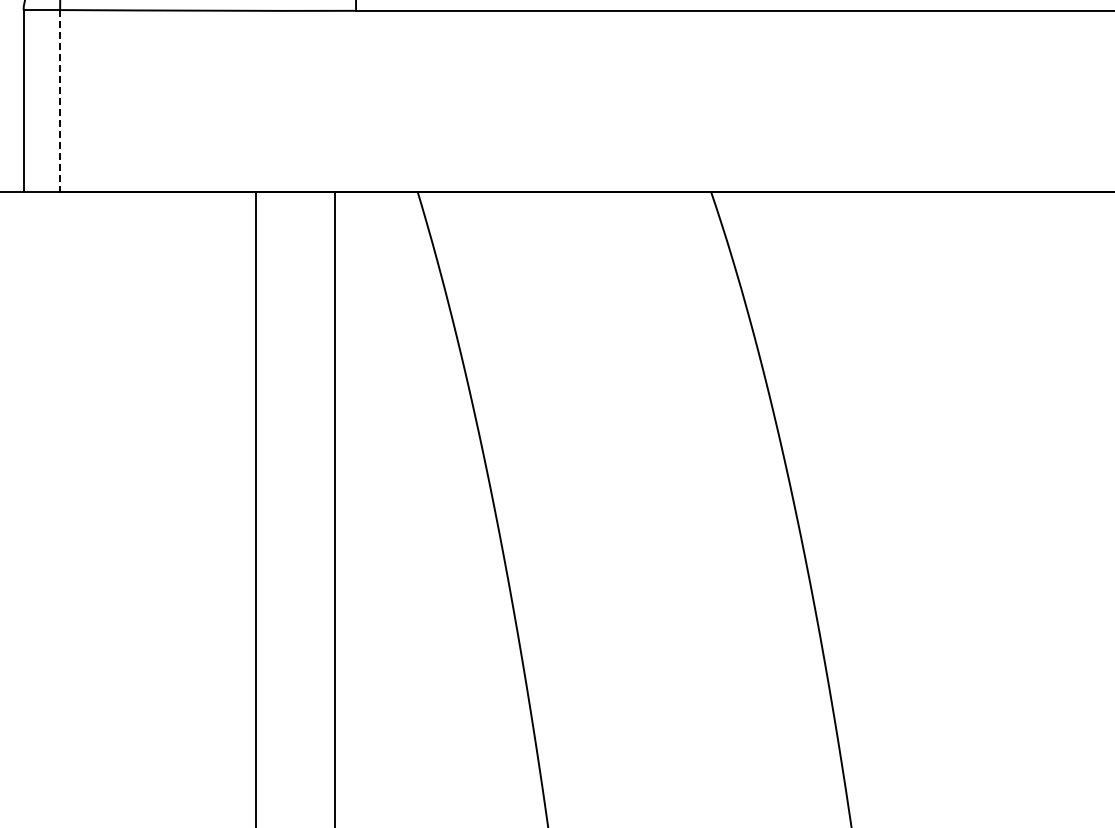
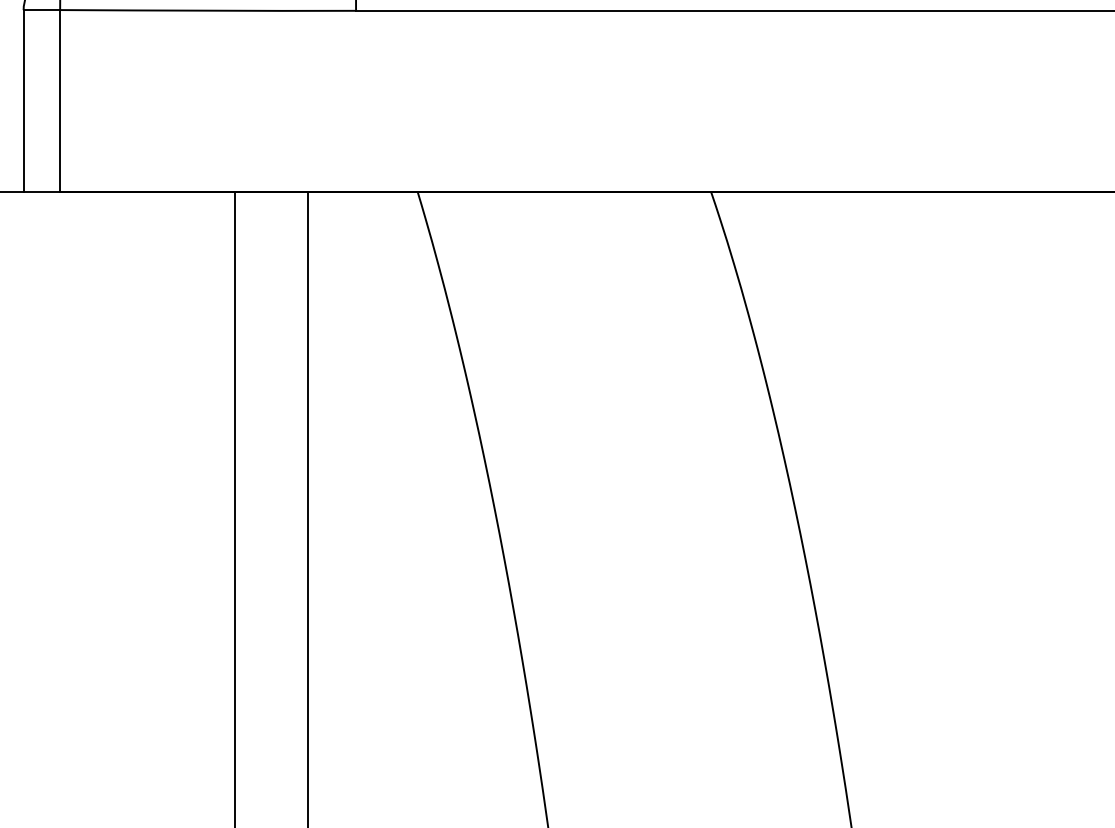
line: dashed -> solid (60, 101)
line position: (256, 508) -> (235, 508) (235, 508)
line position: (335, 508) -> (308, 508) (308, 508)
